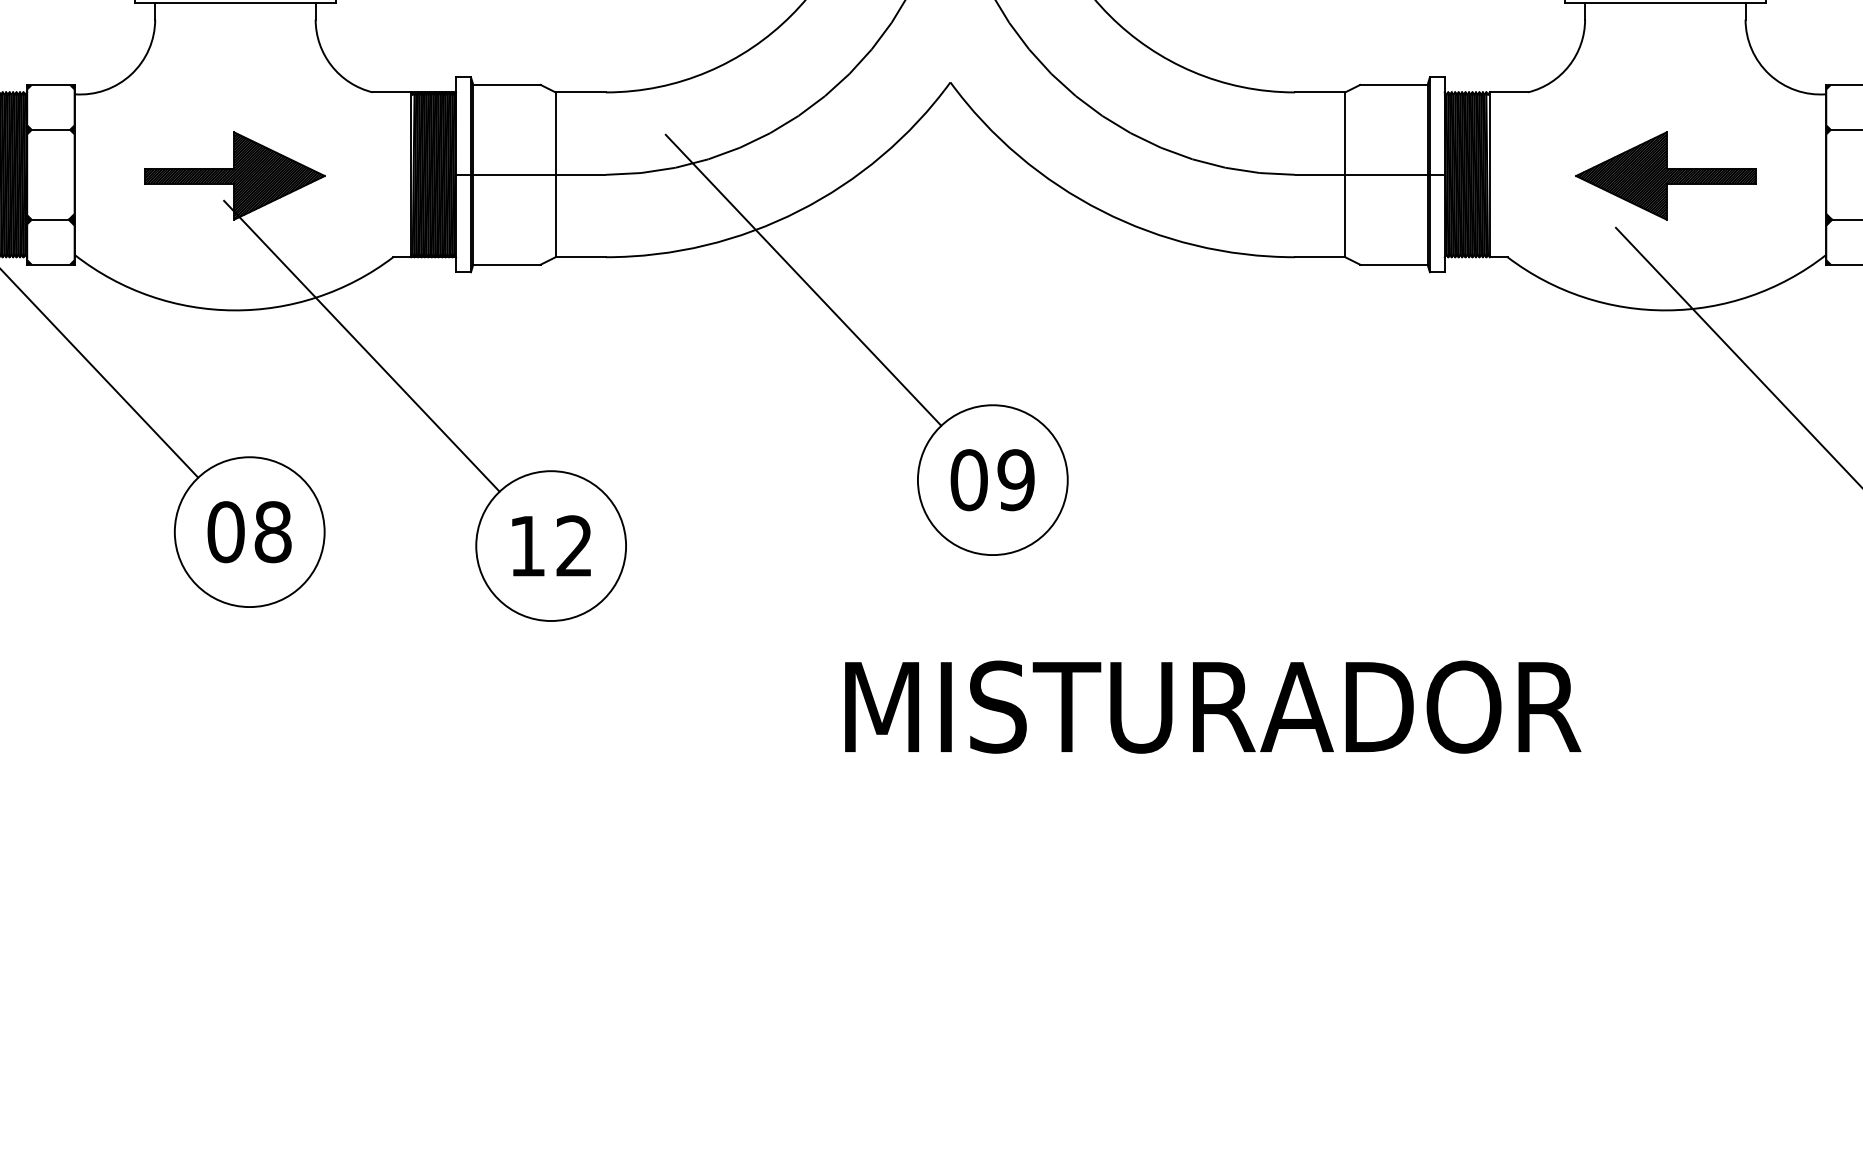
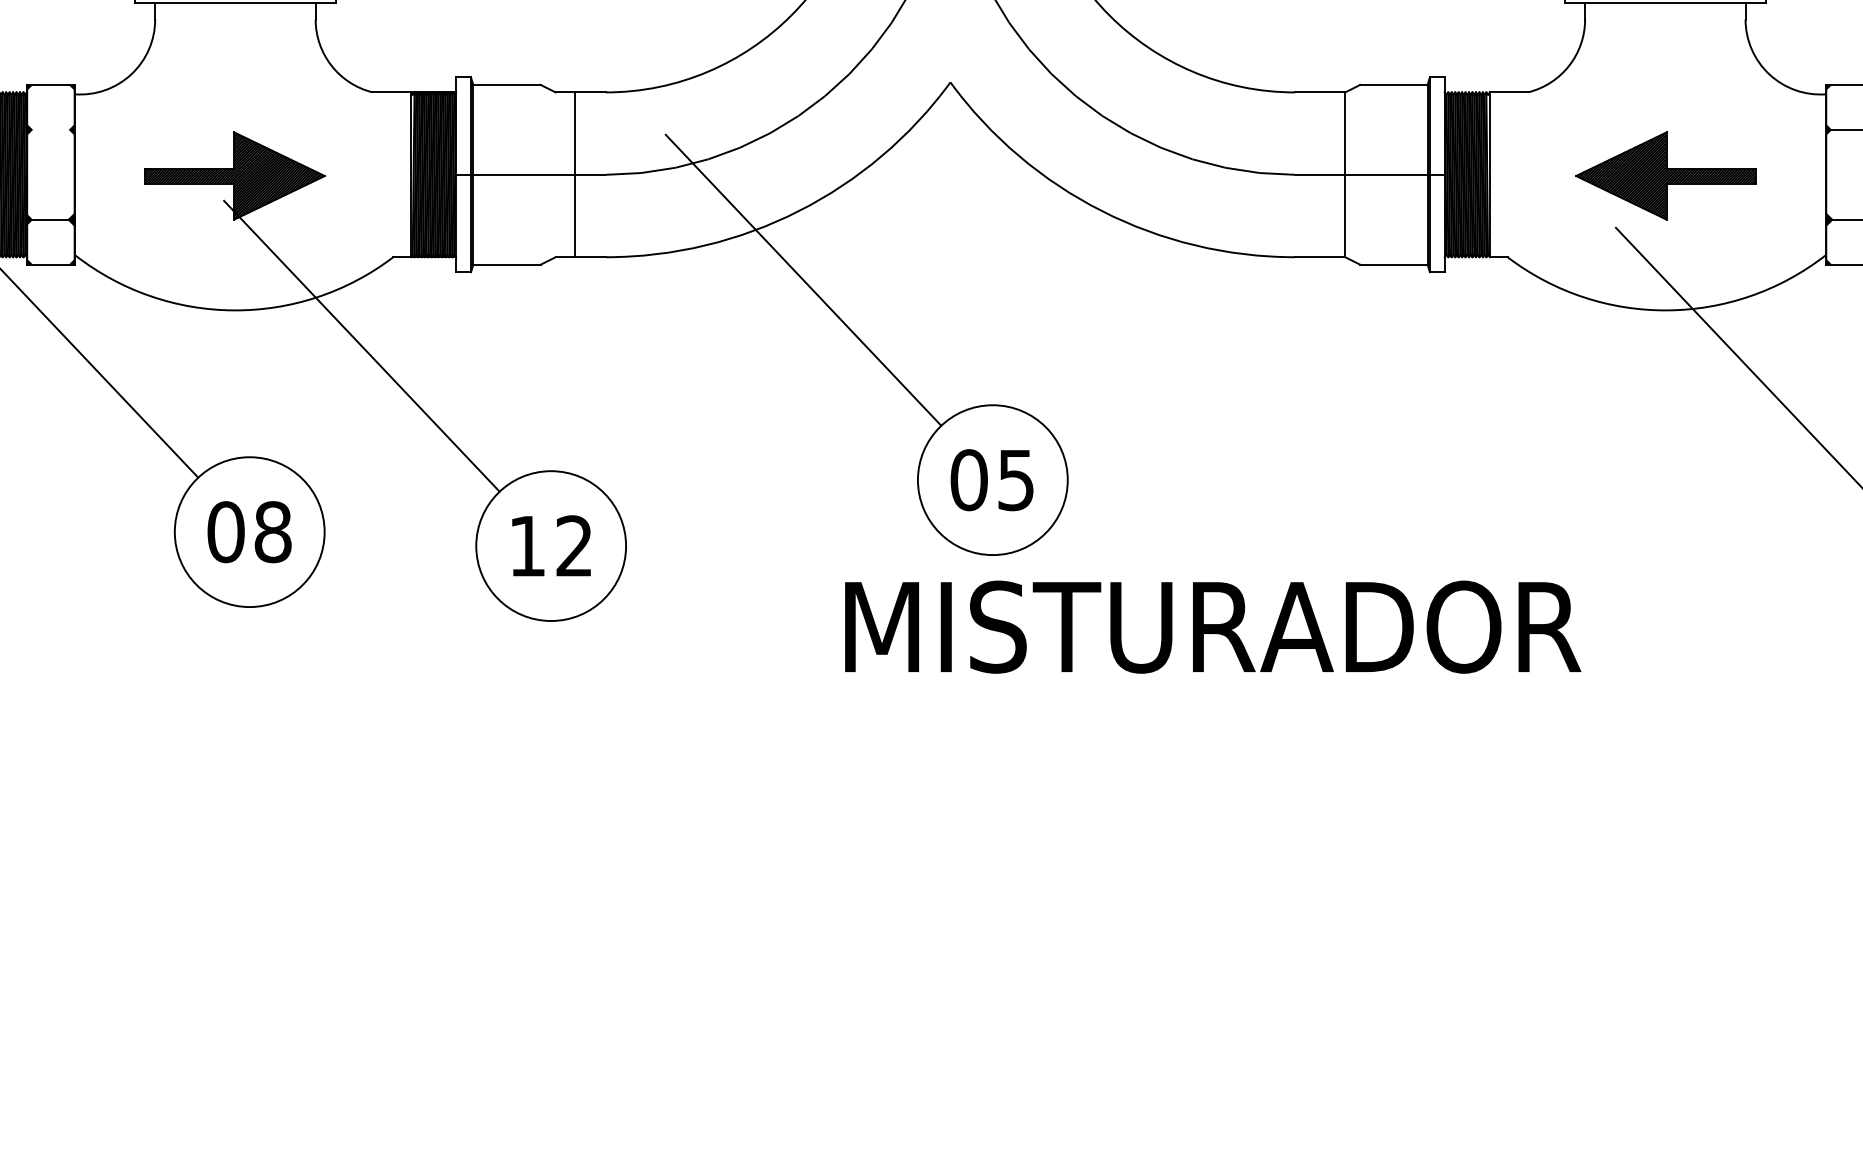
line: present -> none (50, 129)
line position: (555, 174) -> (574, 174) (574, 174)
text: 09 -> 05 (1015, 480)
text position: (1213, 706) -> (1213, 626) (1213, 626)
